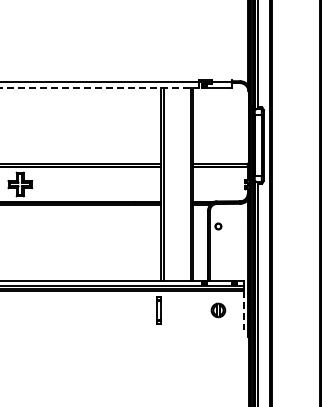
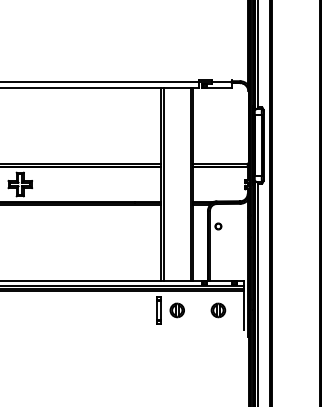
line: dashed -> solid (99, 87)
part: none -> present (176, 310)
line: dashed -> solid (243, 310)
